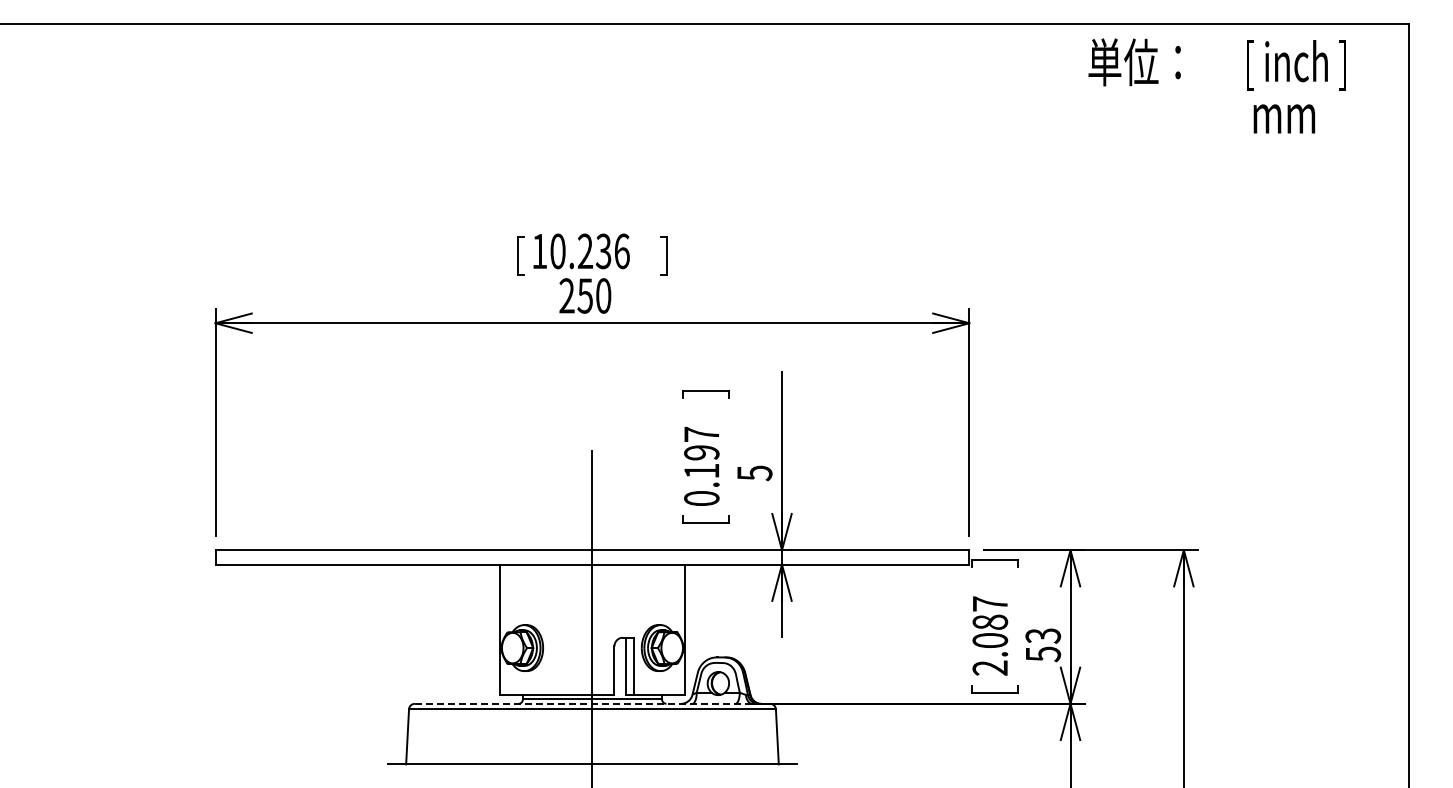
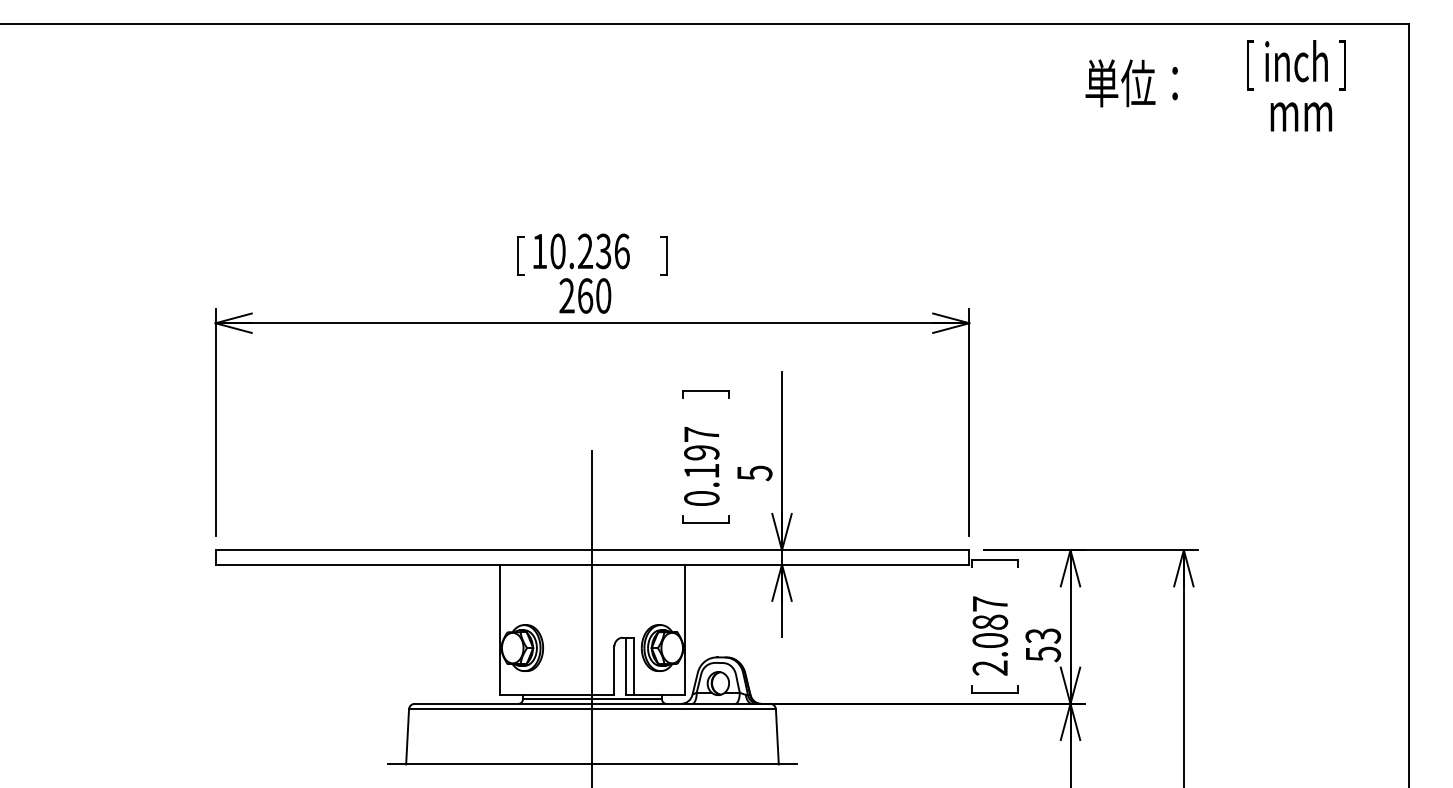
text position: (1134, 62) -> (1131, 83) (1131, 83)
text position: (1284, 118) -> (1301, 116) (1301, 116)
text: 250 -> 260 (585, 295)
line: dashed -> solid (583, 703)
